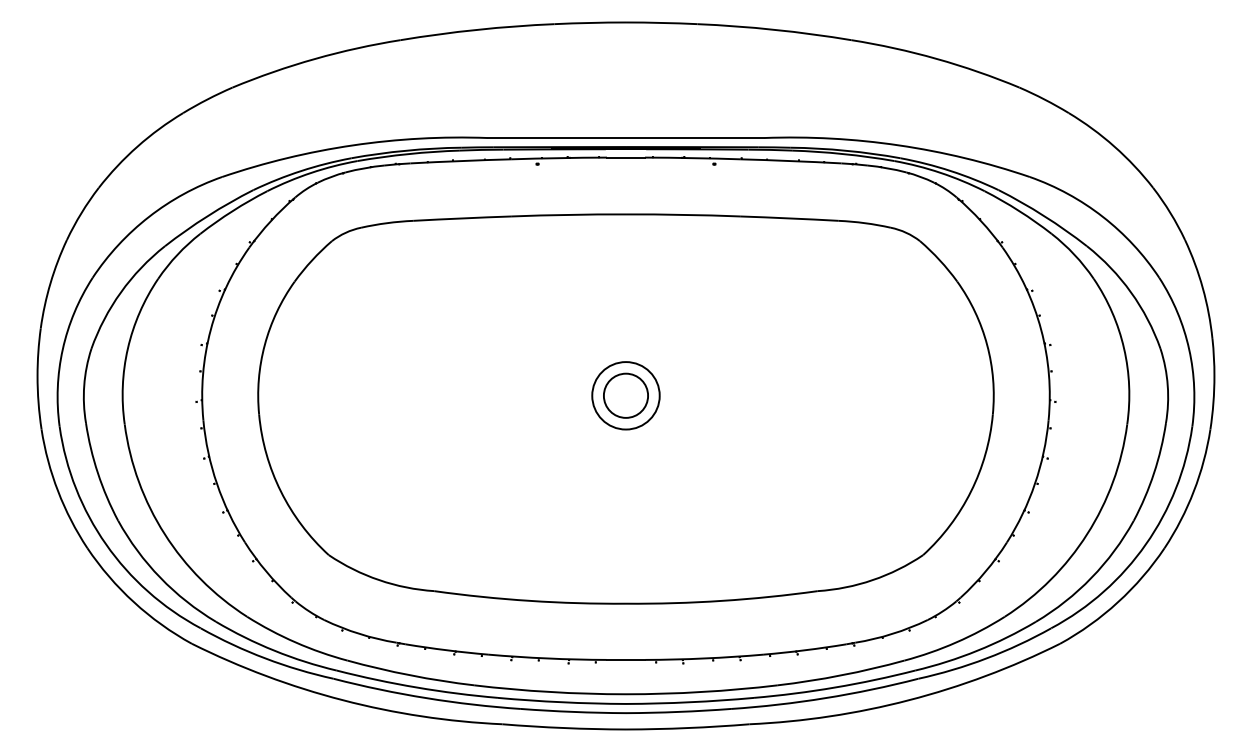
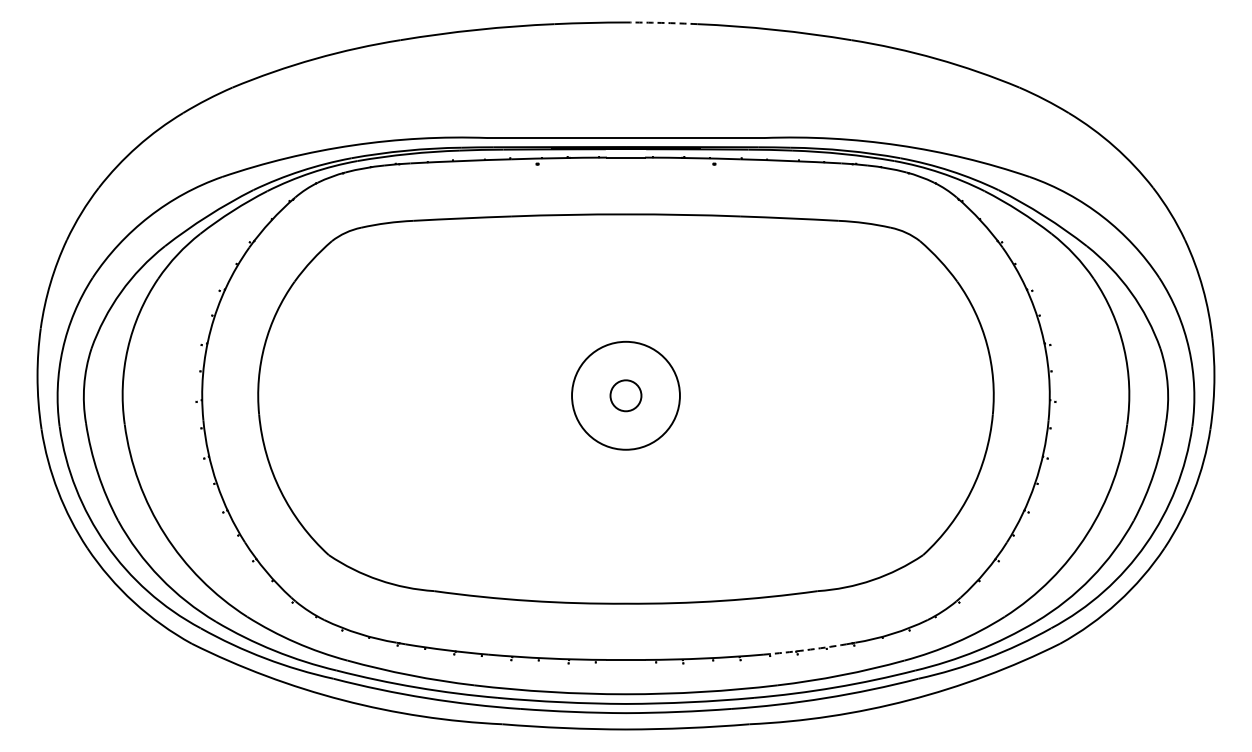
arc: solid -> dashed (661, 22)
circle diameter: 44 px -> 31 px (625, 395)
circle diameter: 67 px -> 108 px (625, 395)
arc: solid -> dashed (805, 650)
